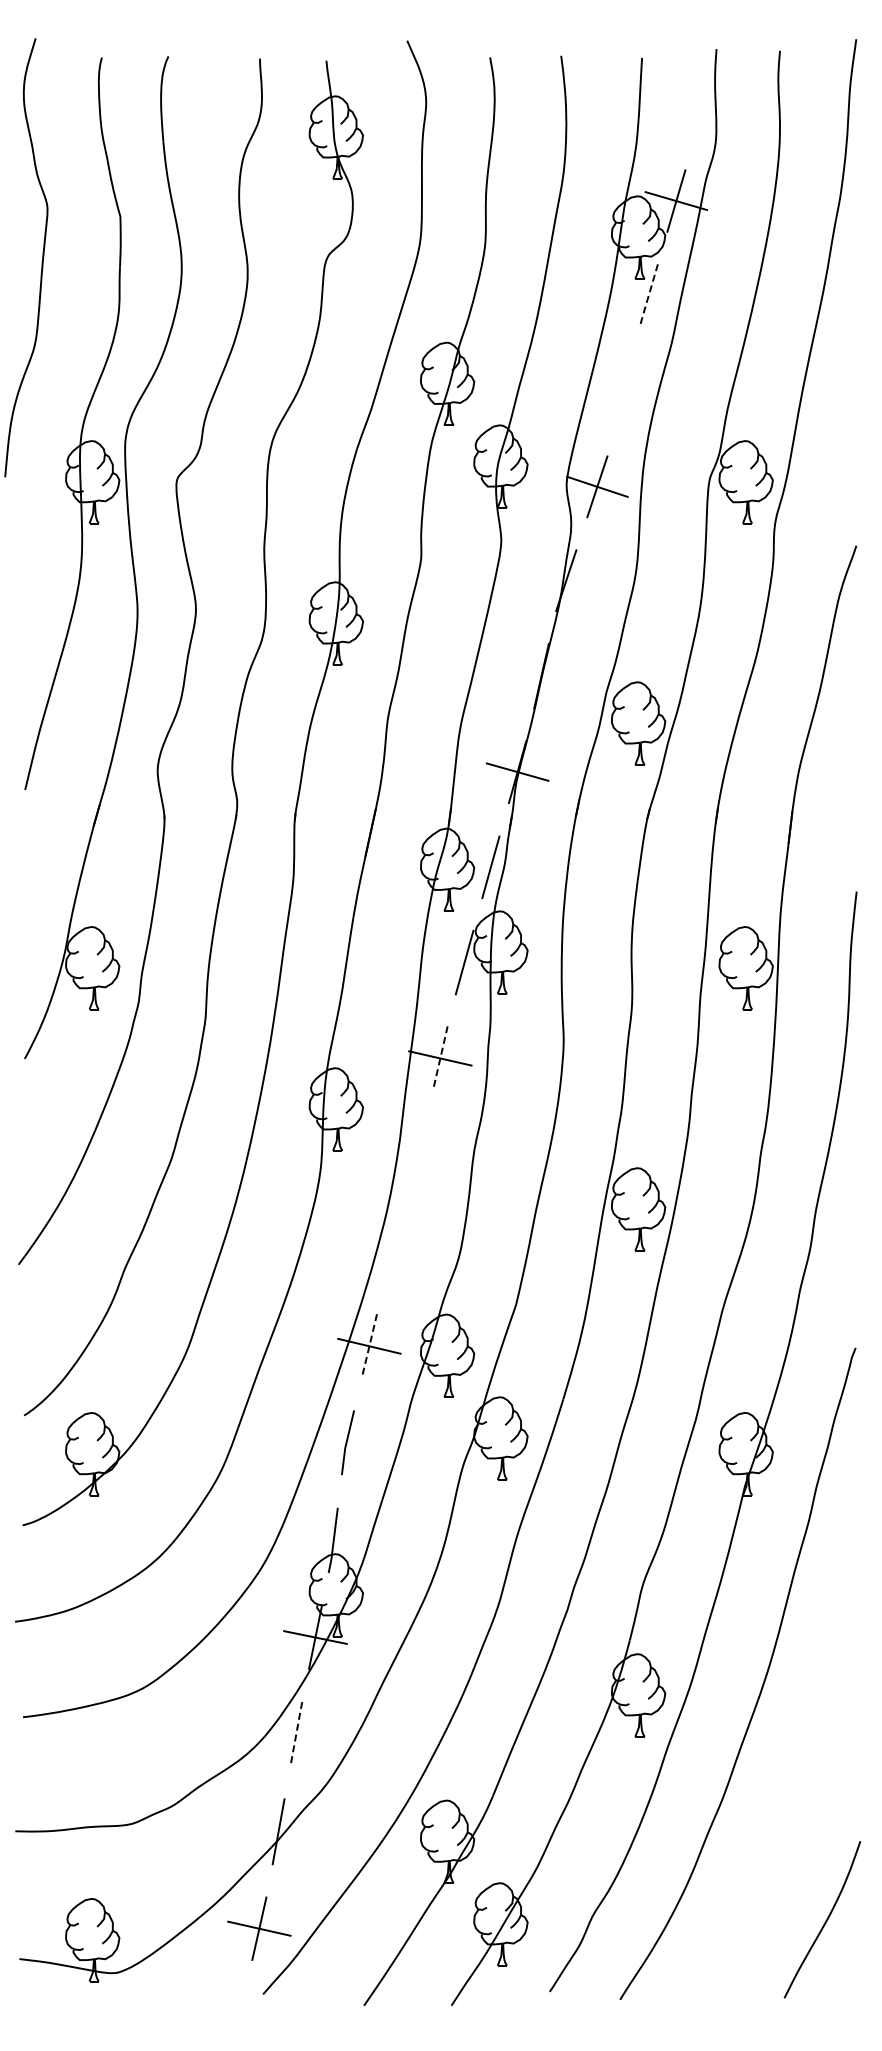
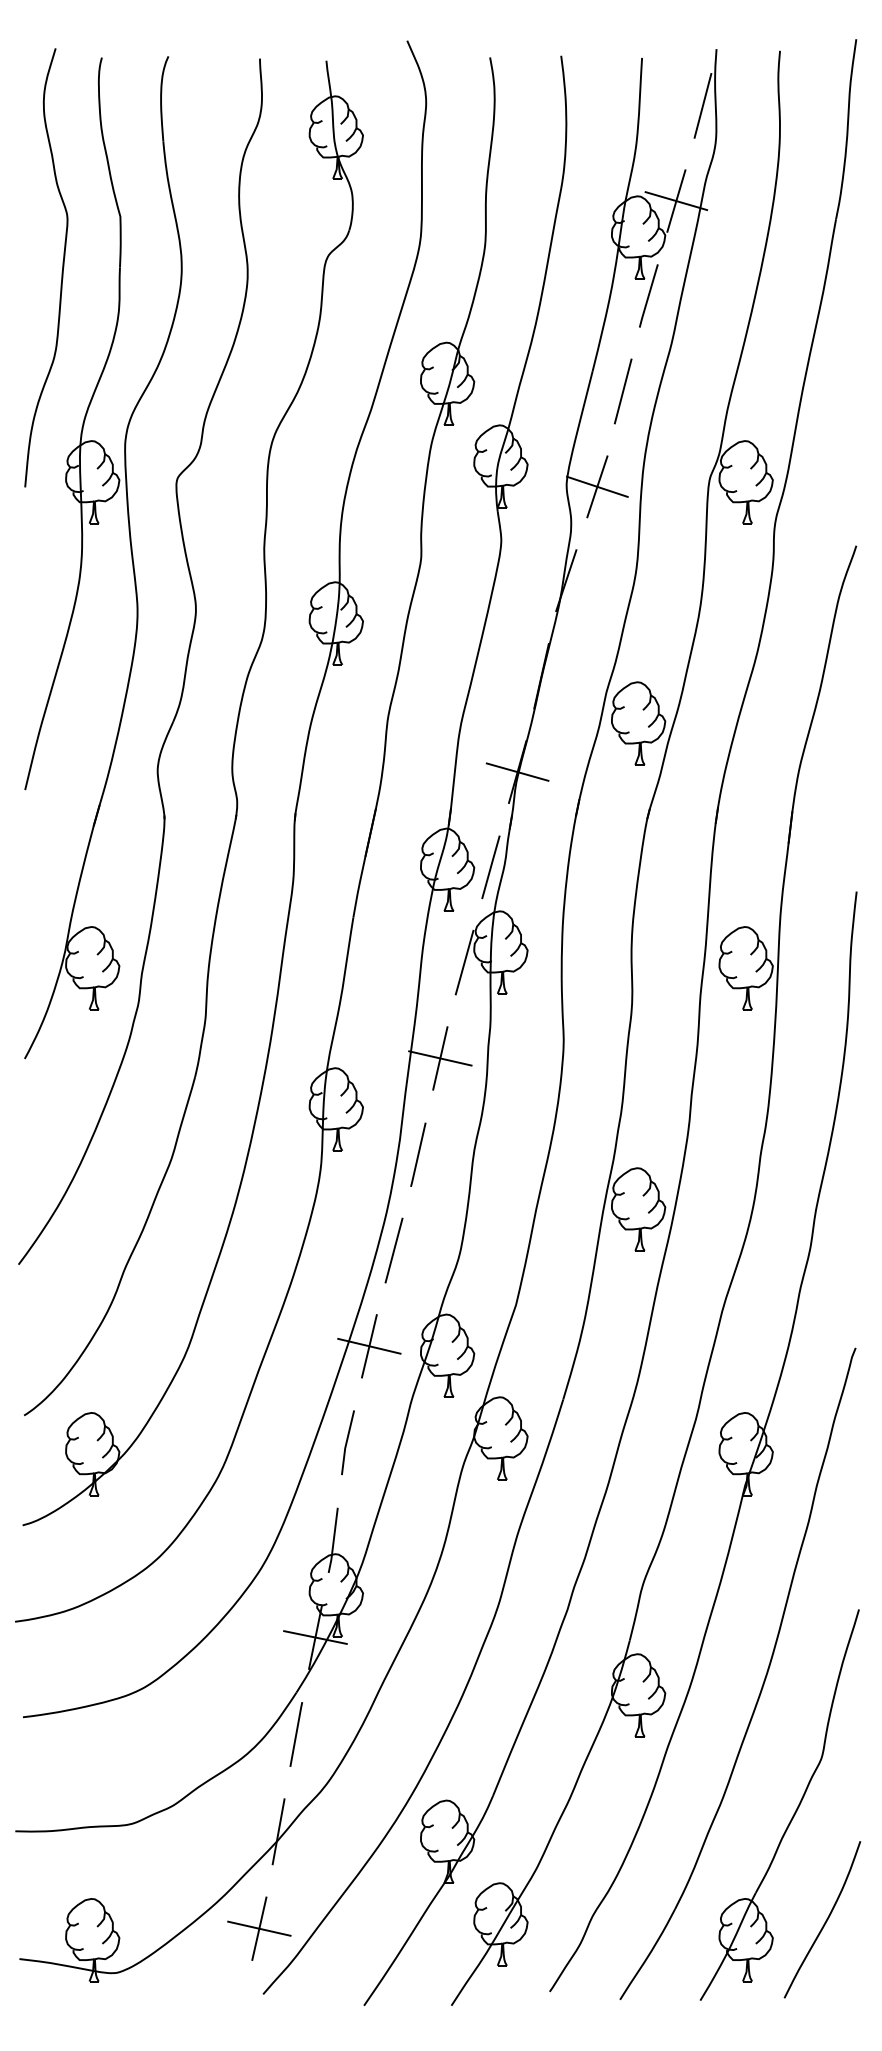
line: none -> present (702, 105)
curve position: (41, 261) -> (61, 271) (61, 271)
line: dashed -> solid (648, 296)
line: none -> present (622, 391)
line: dashed -> solid (440, 1058)
line: none -> present (418, 1154)
line: none -> present (393, 1250)
line: dashed -> solid (369, 1346)
line: dashed -> solid (296, 1733)
part: none -> present (794, 1812)
